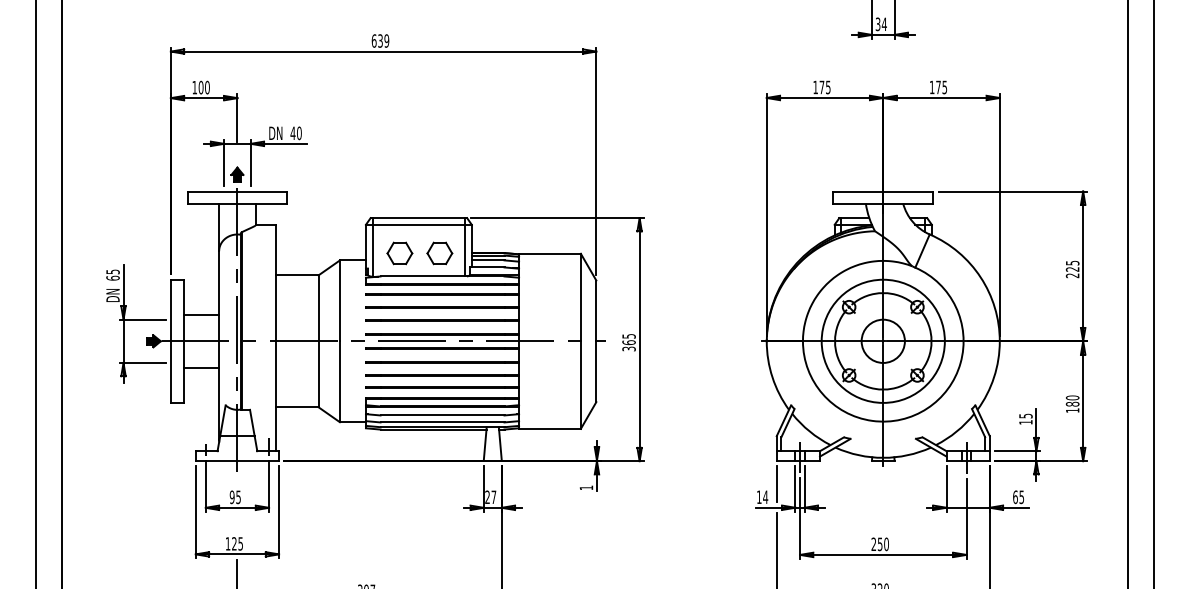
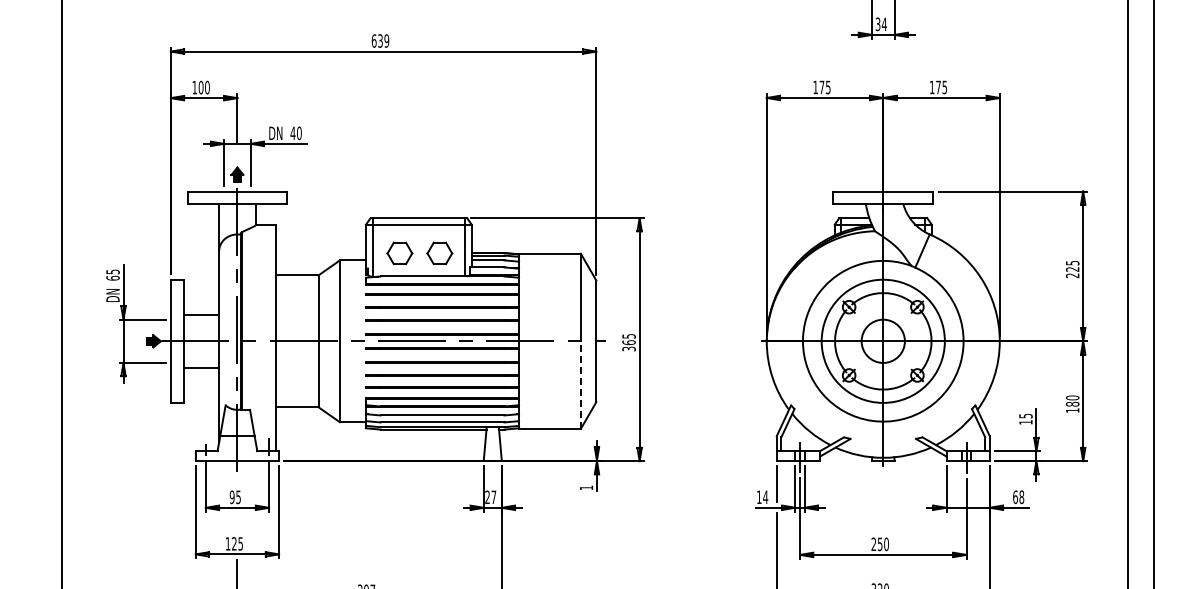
line: present -> none (35, 293)
line: solid -> dashed (580, 385)
text: 65 -> 68 (1021, 496)
